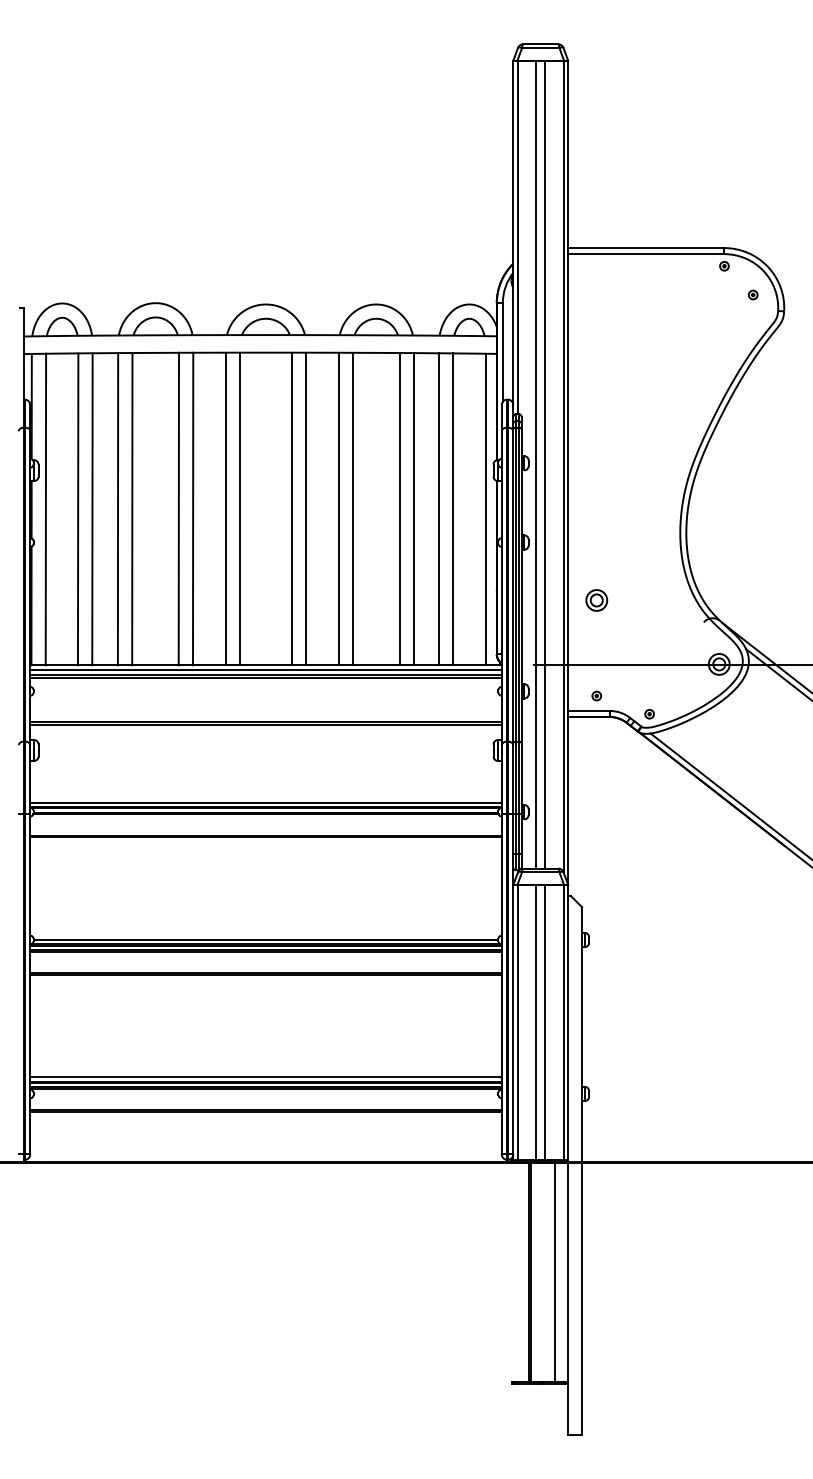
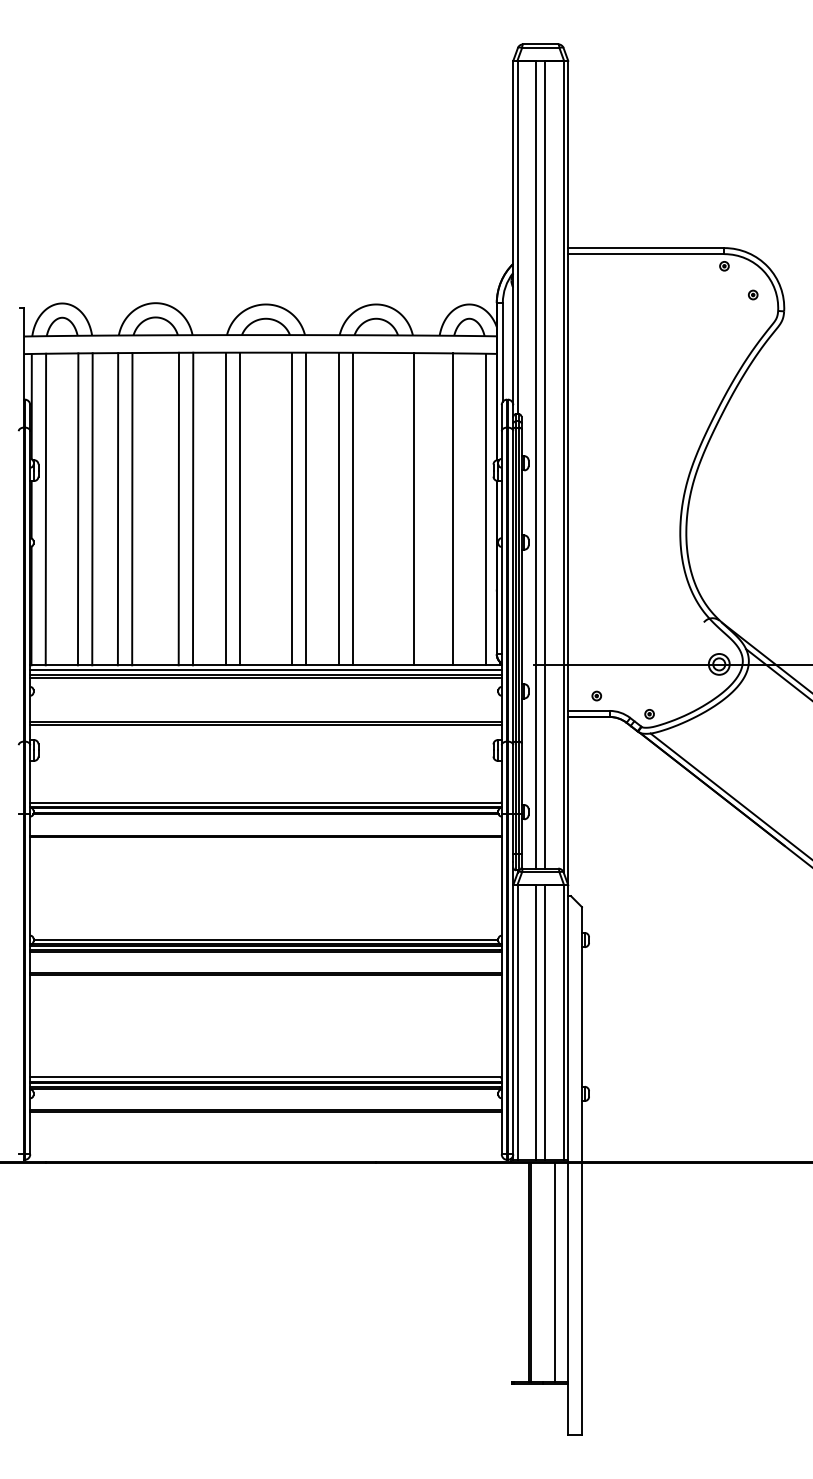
line: present -> none (399, 509)
line: present -> none (438, 509)
part: present -> none (596, 600)
